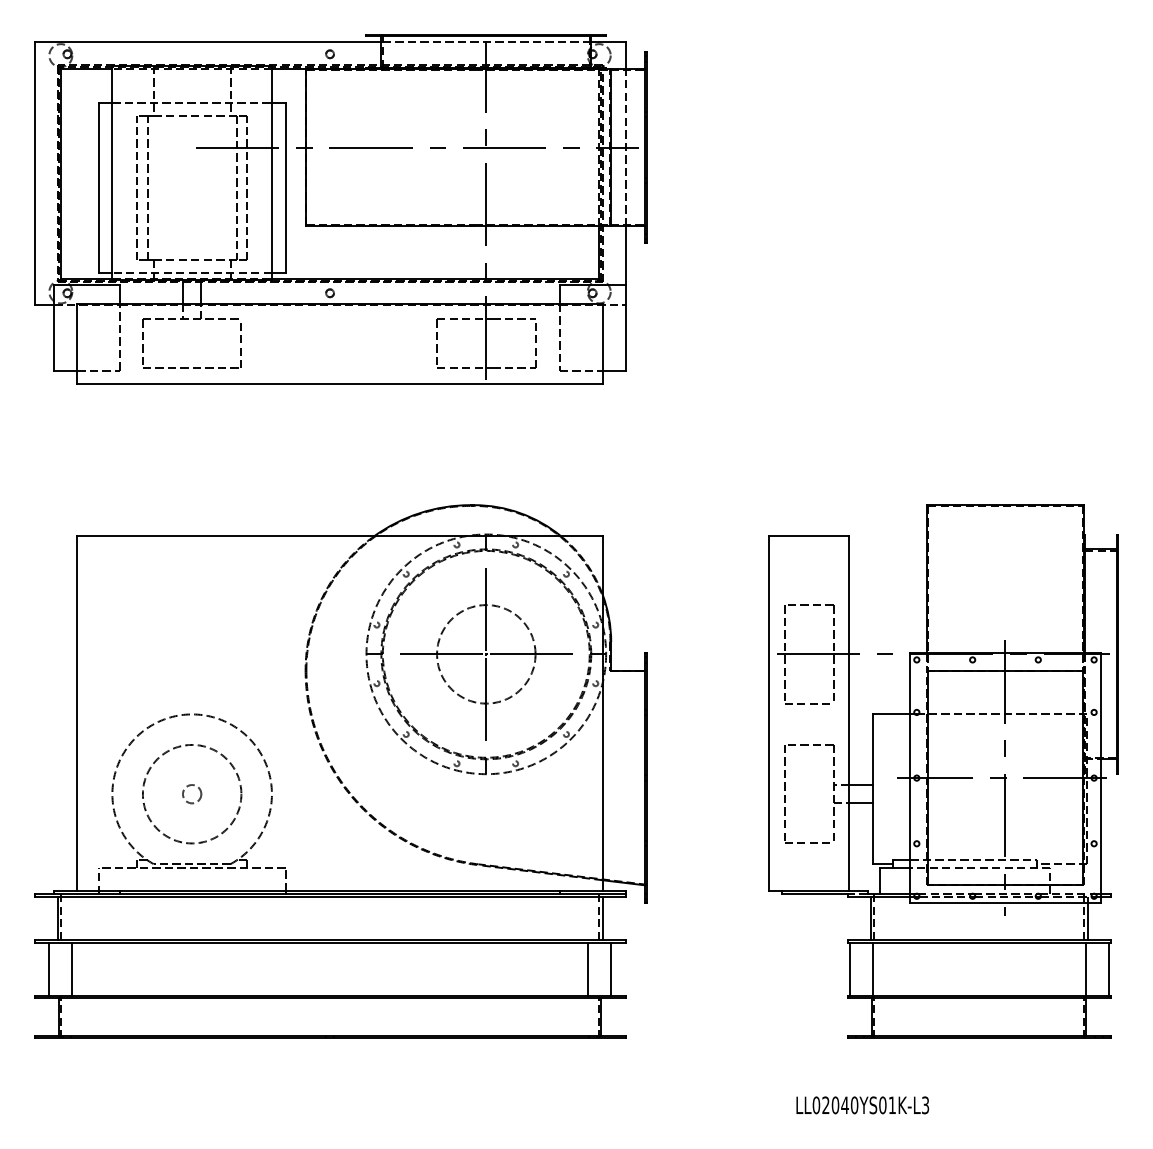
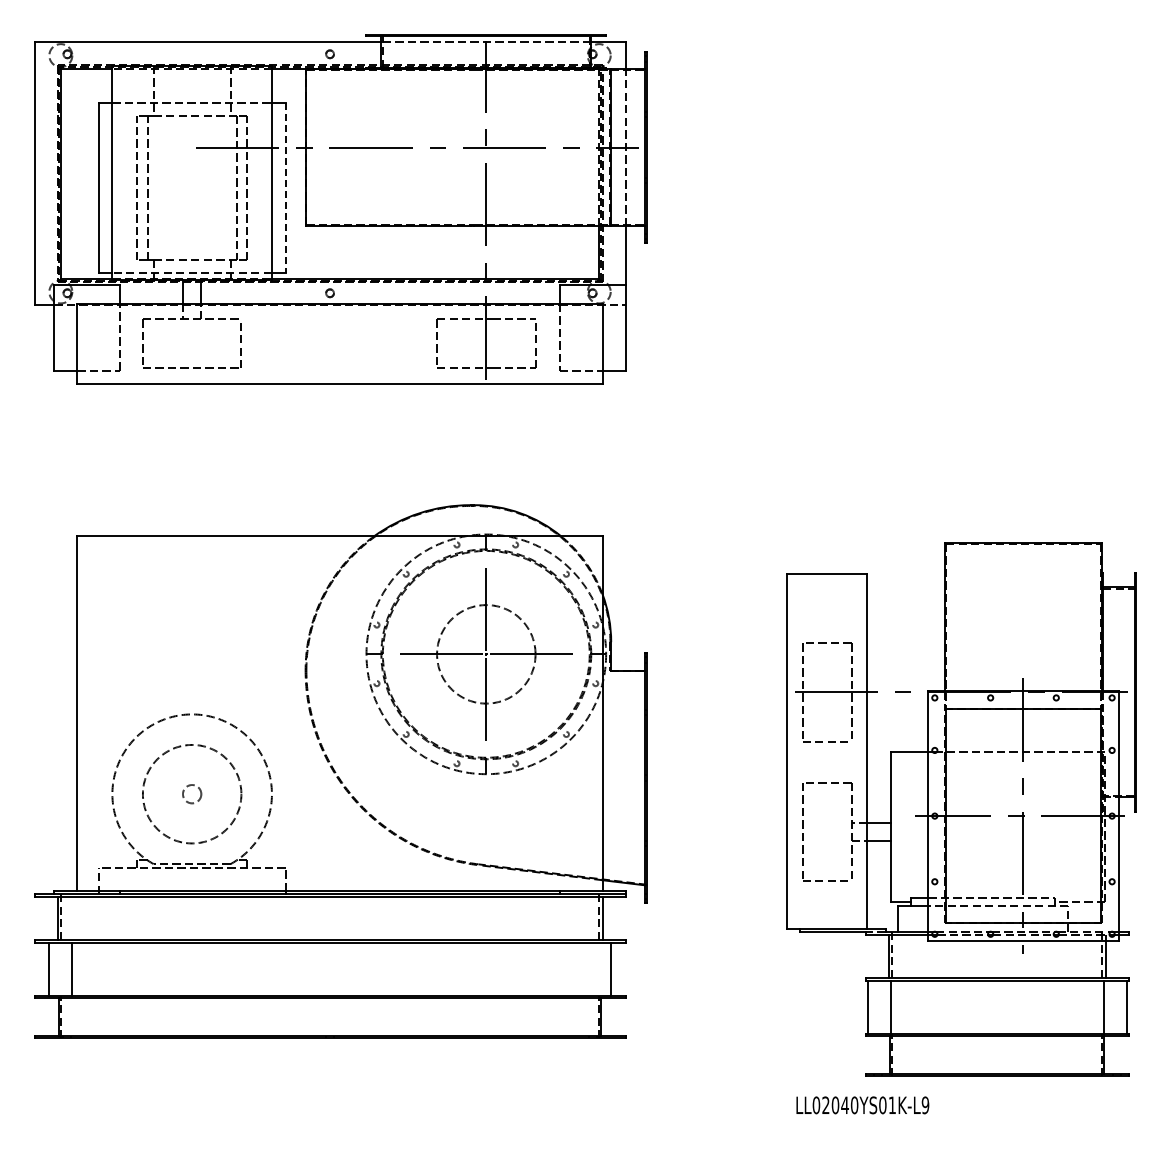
line: solid -> dashed (285, 188)
part position: (943, 771) -> (961, 809) (961, 809)
line: present -> none (587, 969)
text: LL02040YS01K-L3 -> LL02040YS01K-L9 (925, 1104)
